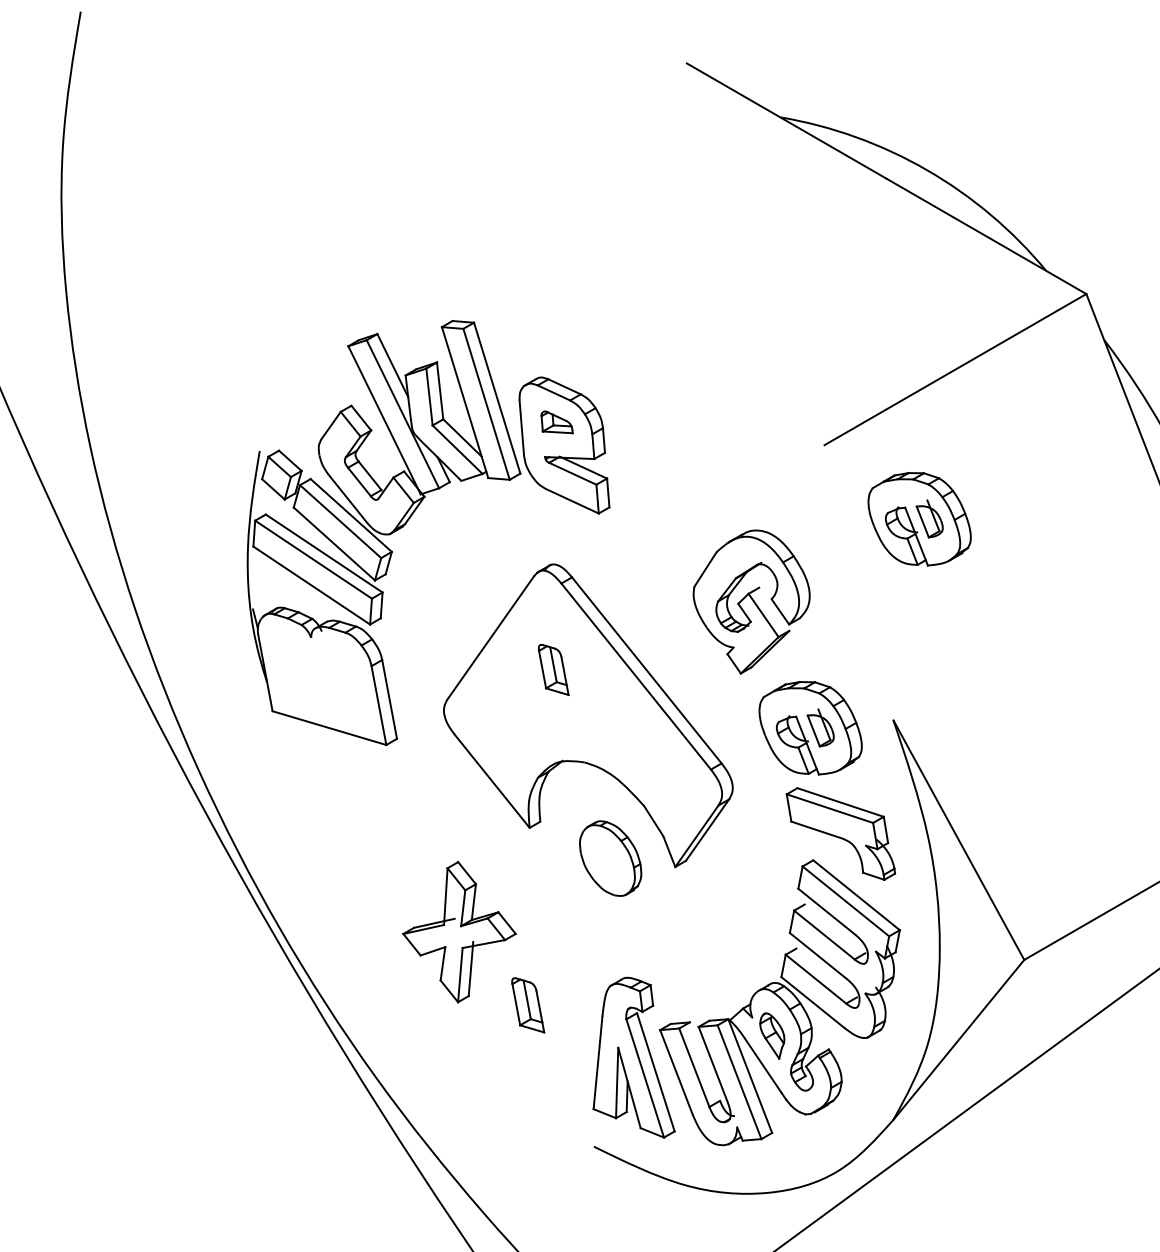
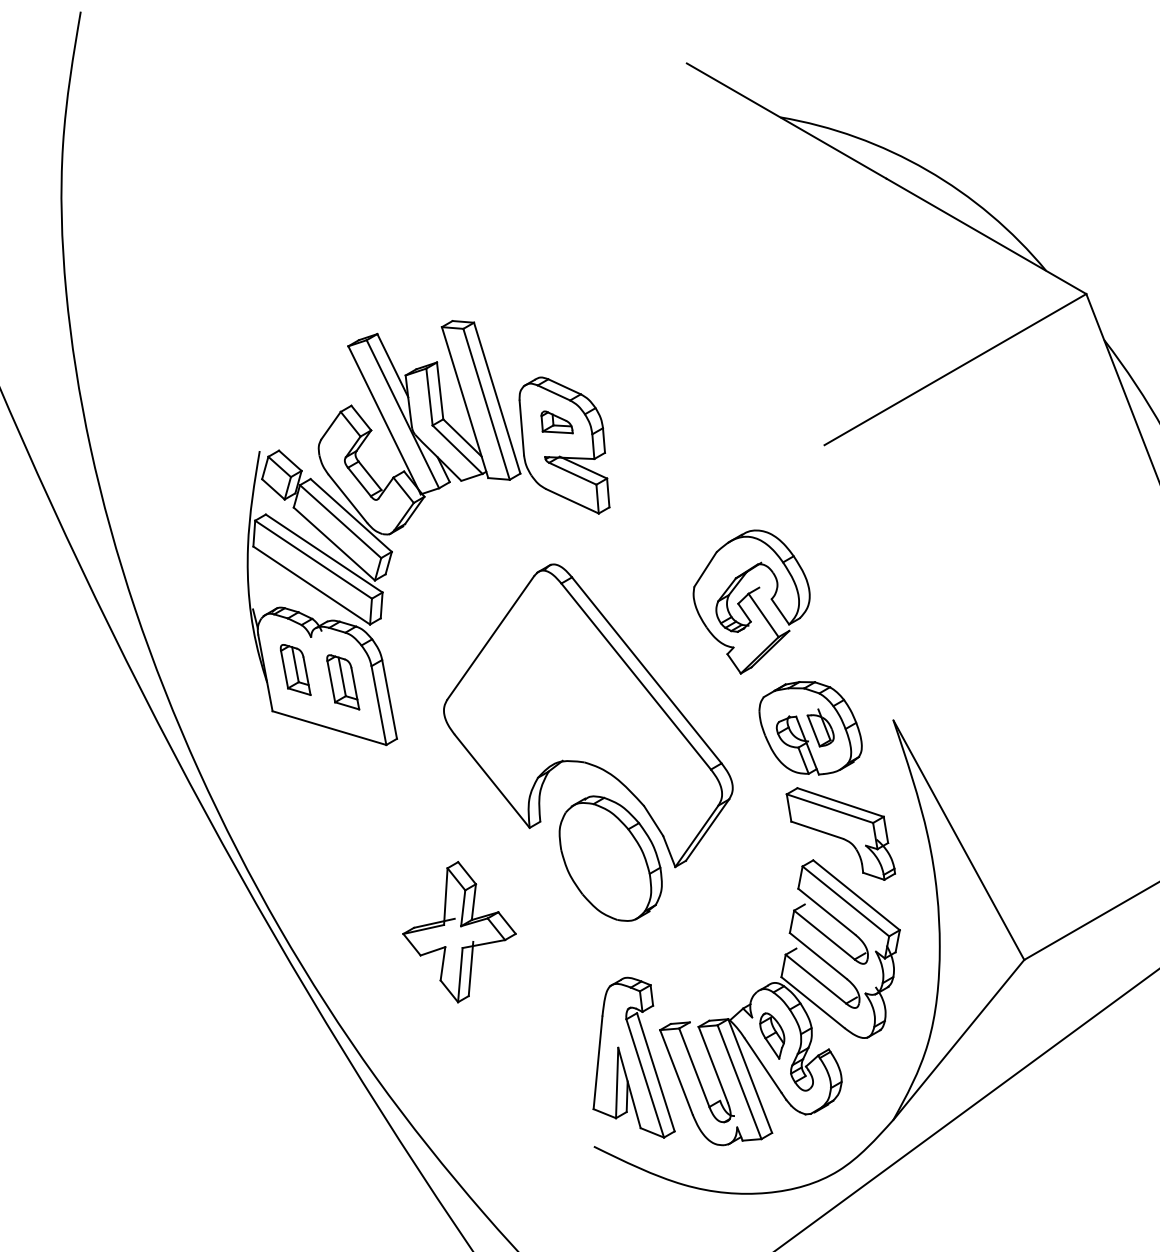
part: present -> none (919, 519)
part position: (553, 669) -> (295, 669) (295, 669)
part size: 64x77 px -> 105x127 px (610, 858)
part position: (528, 1005) -> (343, 682) (343, 682)
